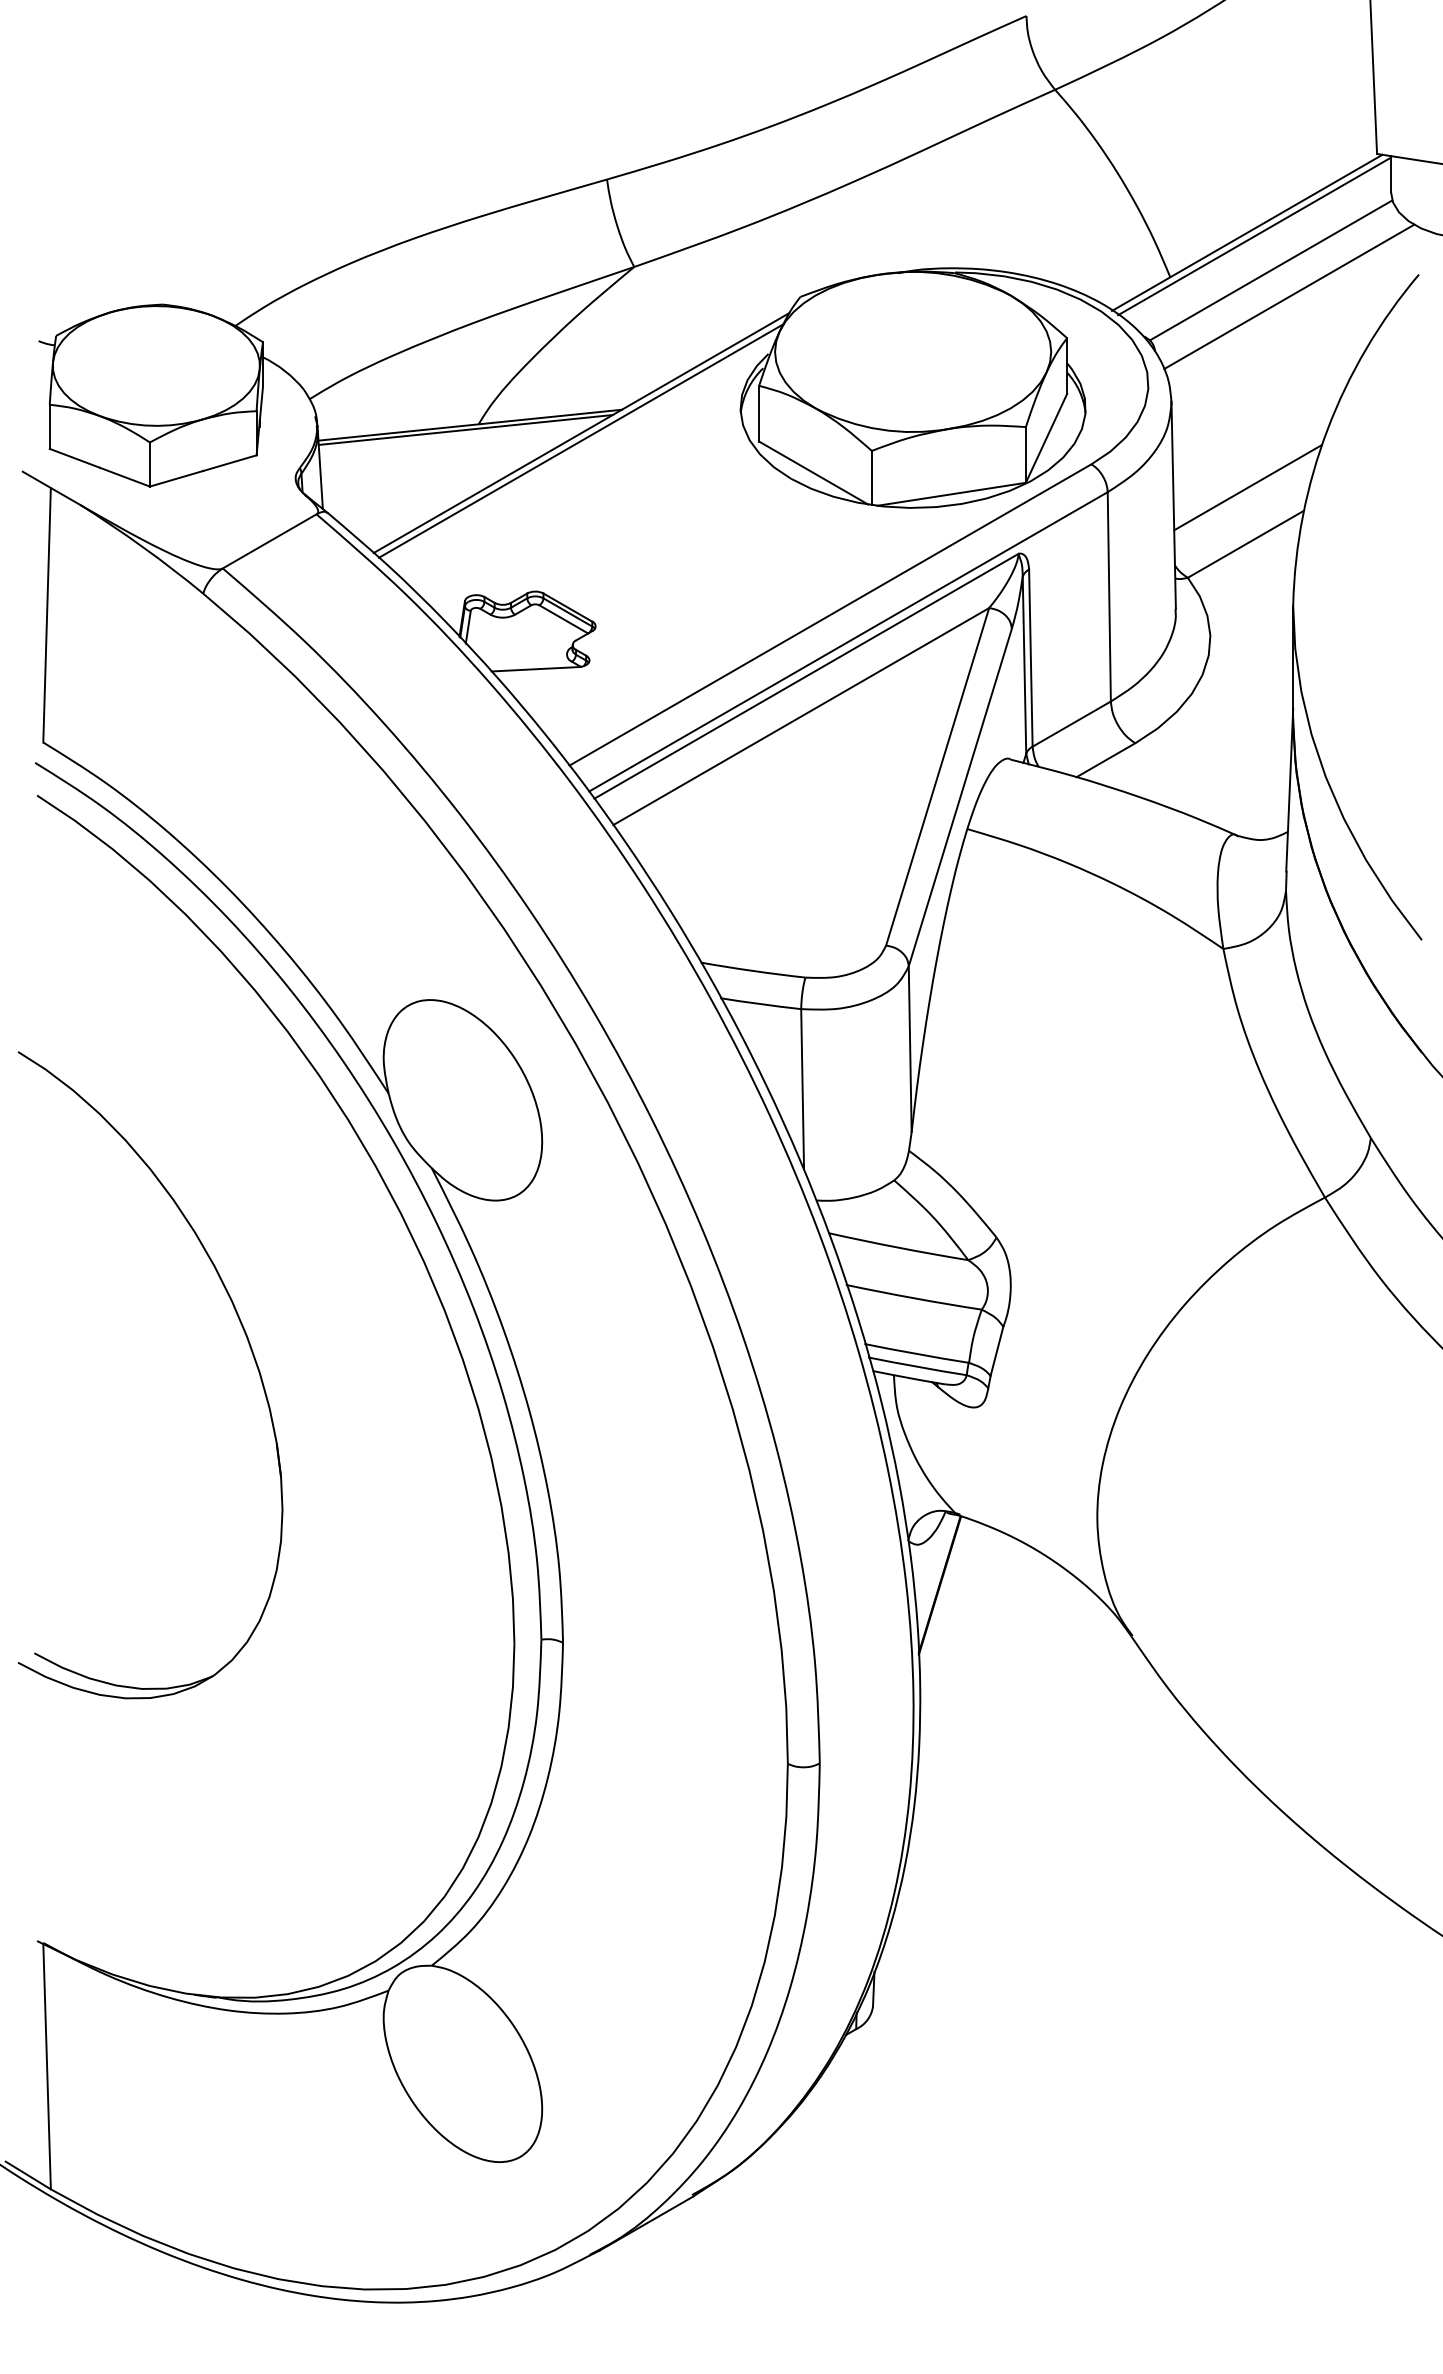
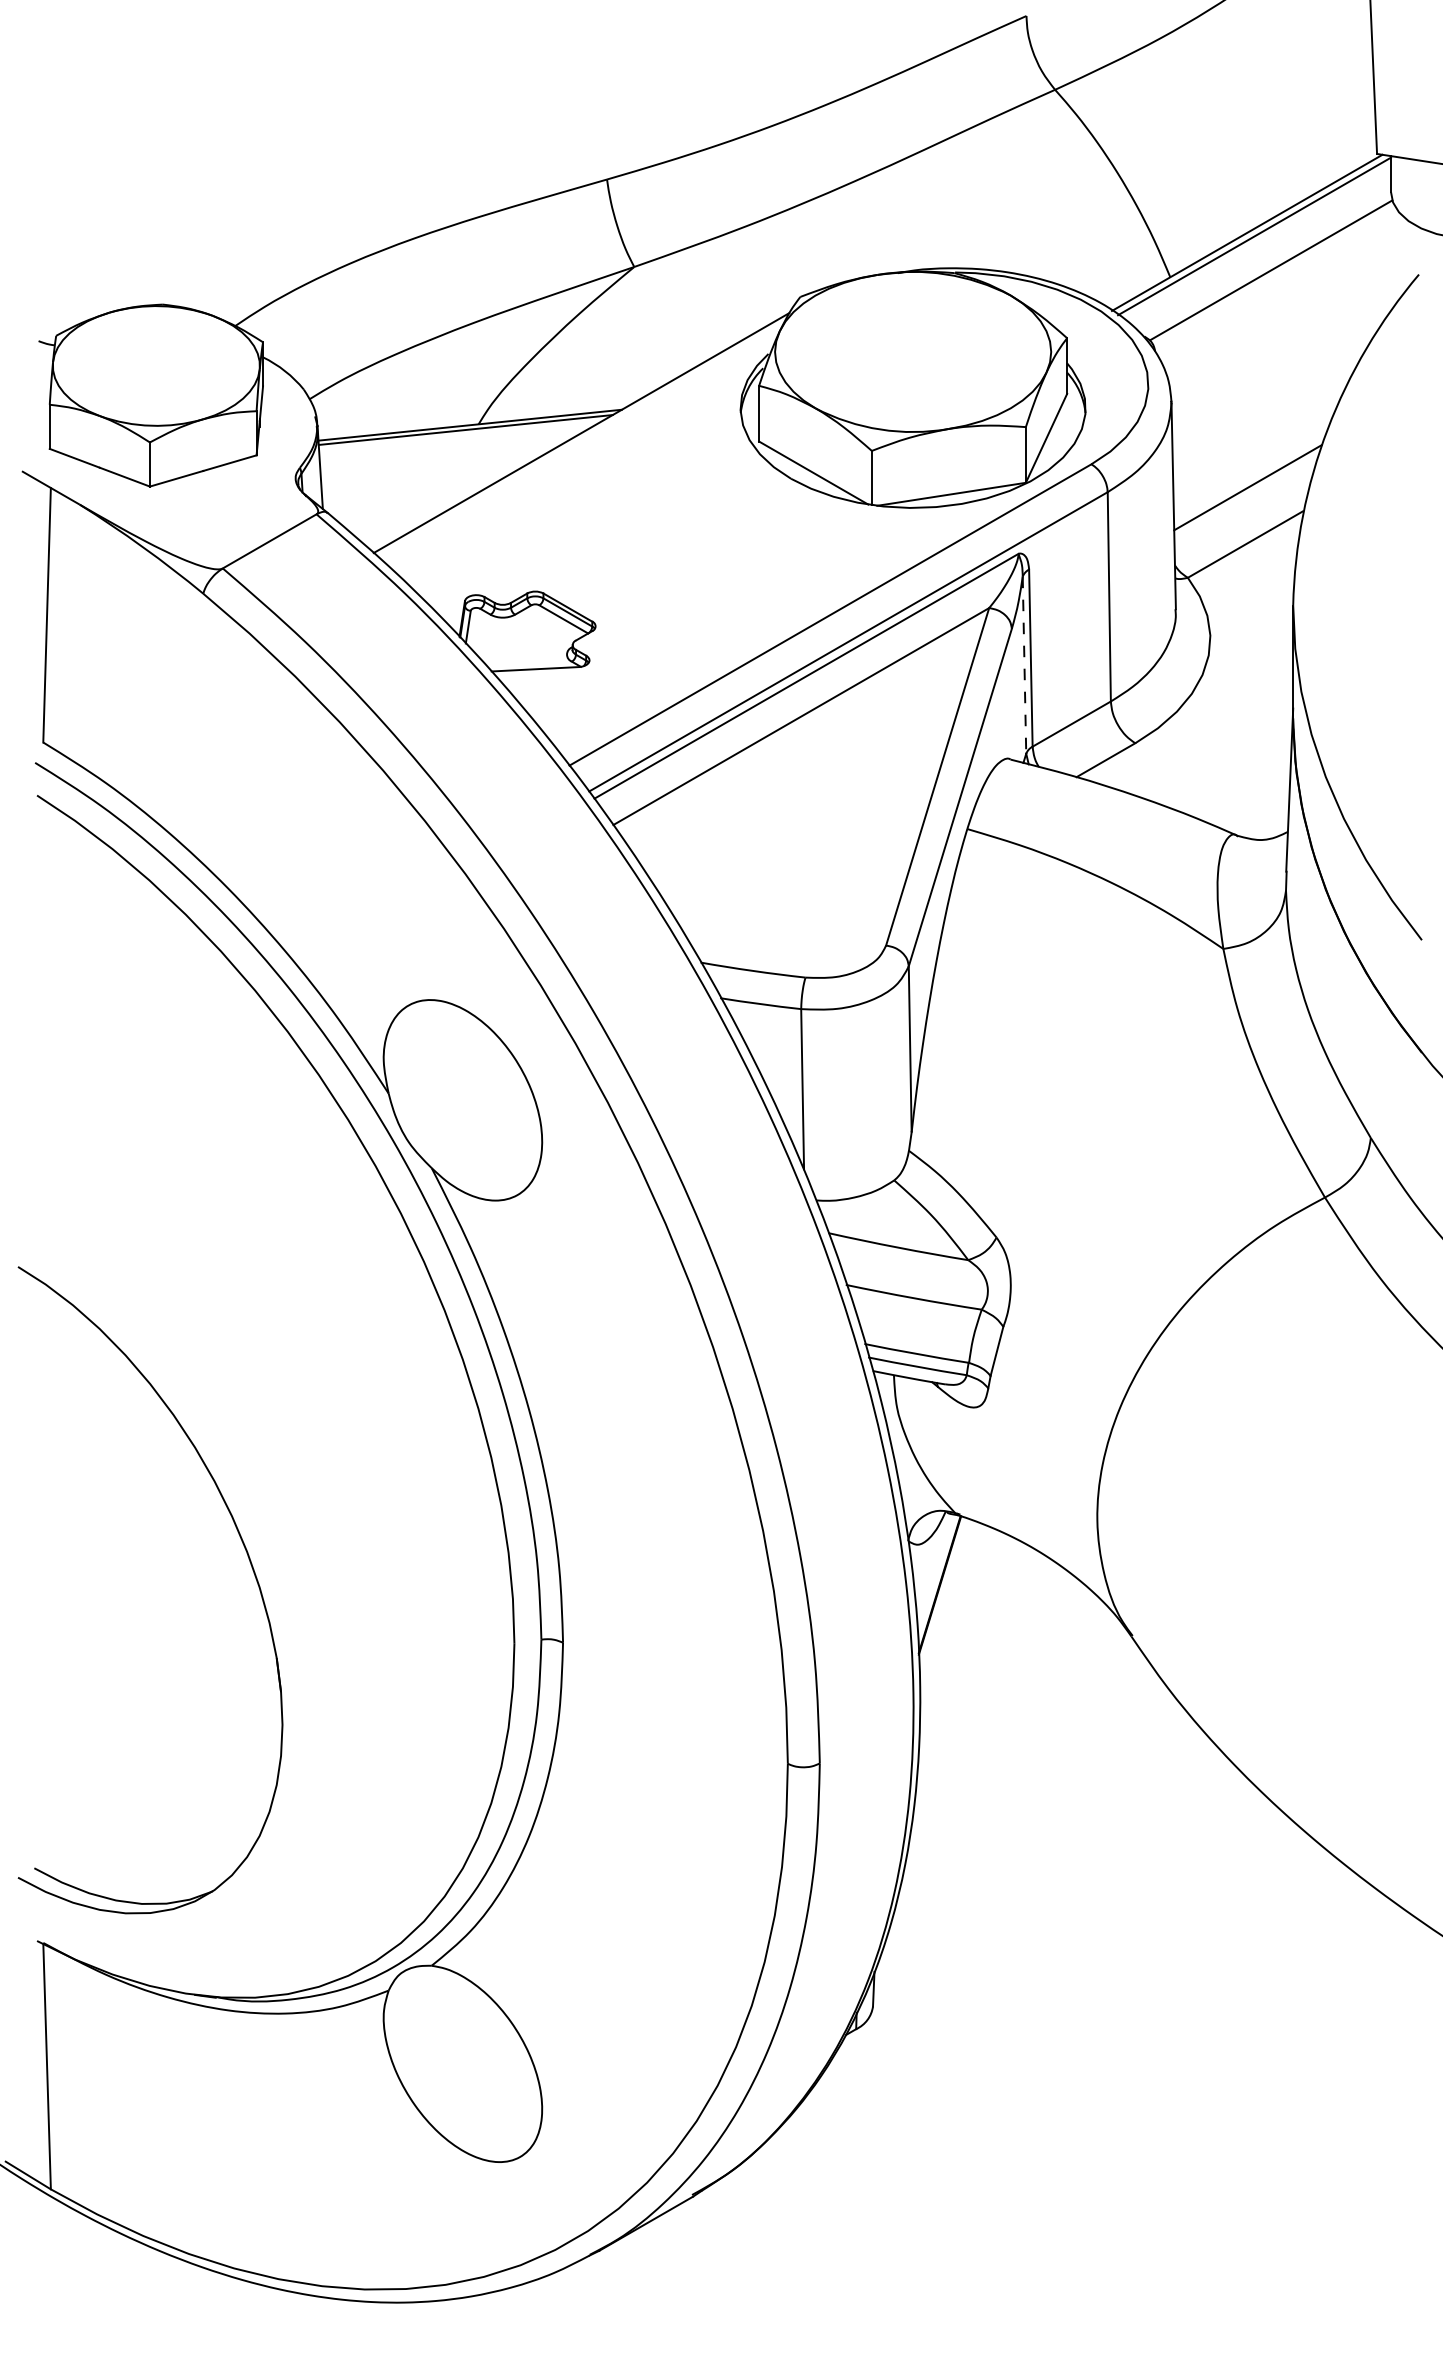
line: present -> none (1289, 296)
line: present -> none (581, 440)
line: solid -> dashed (1024, 665)
part position: (247, 1341) -> (247, 1556) (247, 1556)
